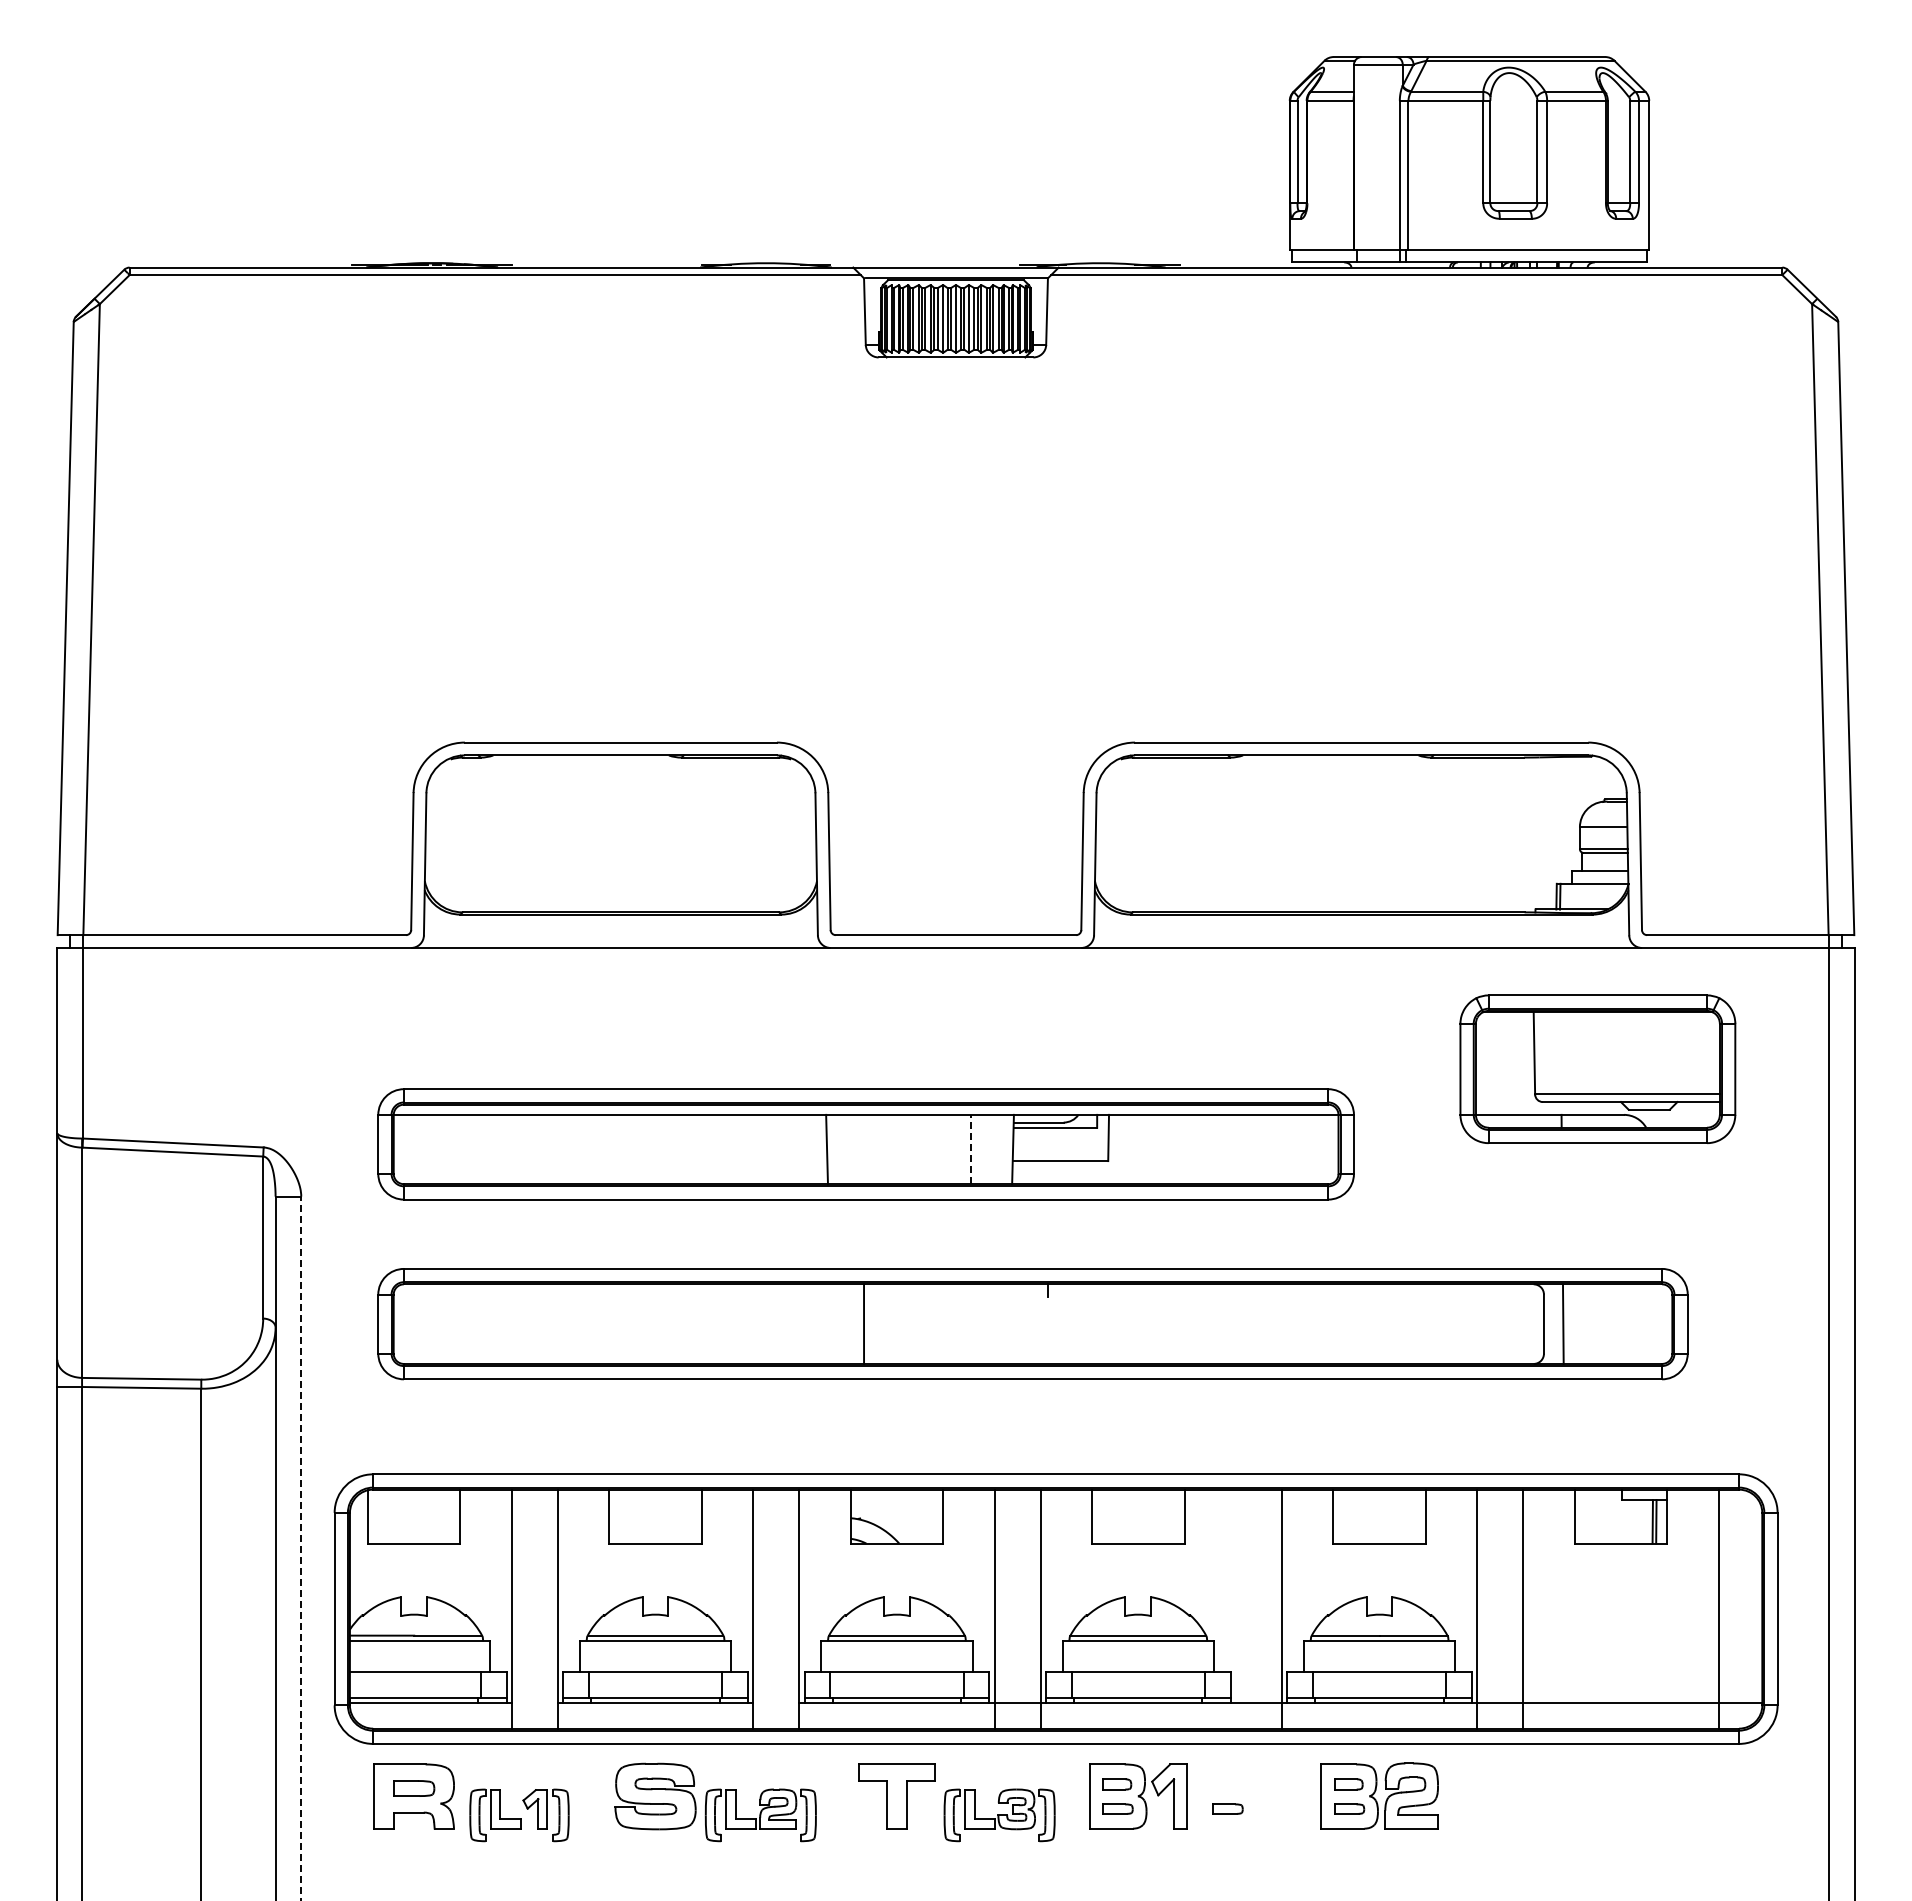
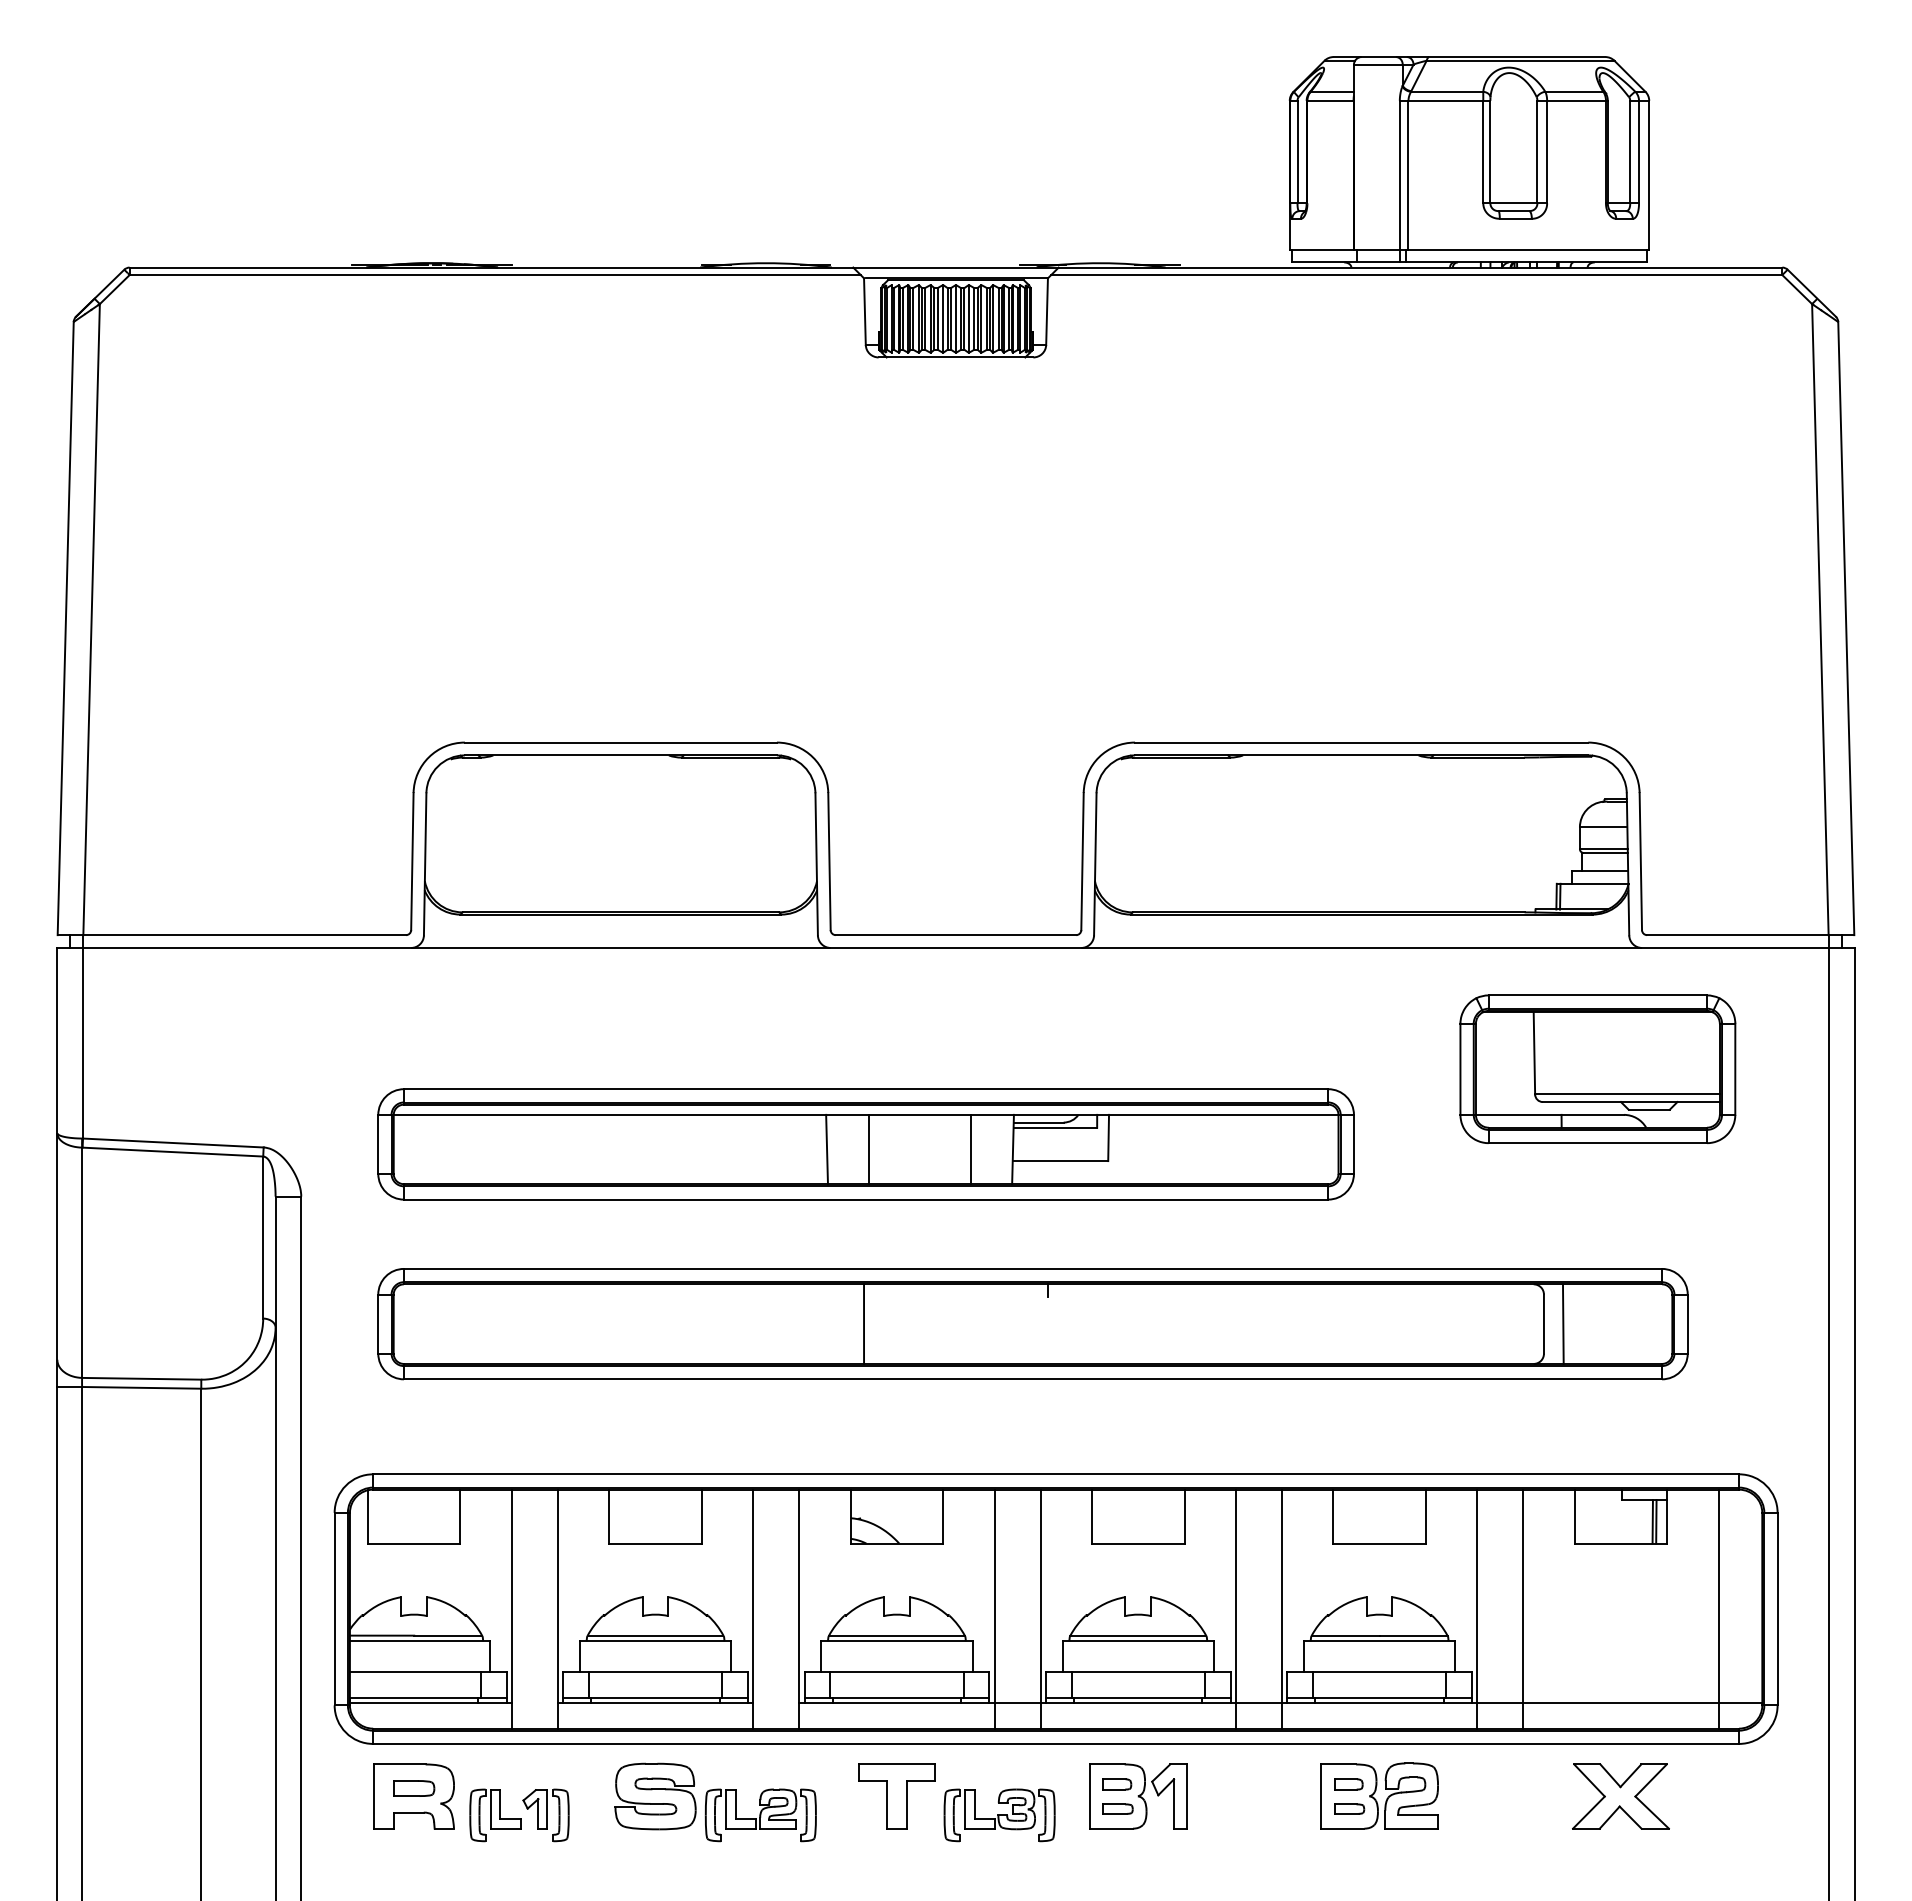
line: none -> present (868, 1149)
line: dashed -> solid (971, 1149)
line: dashed -> solid (301, 1548)
line: none -> present (1235, 1608)
part: none -> present (1620, 1796)
part: present -> none (1227, 1808)
